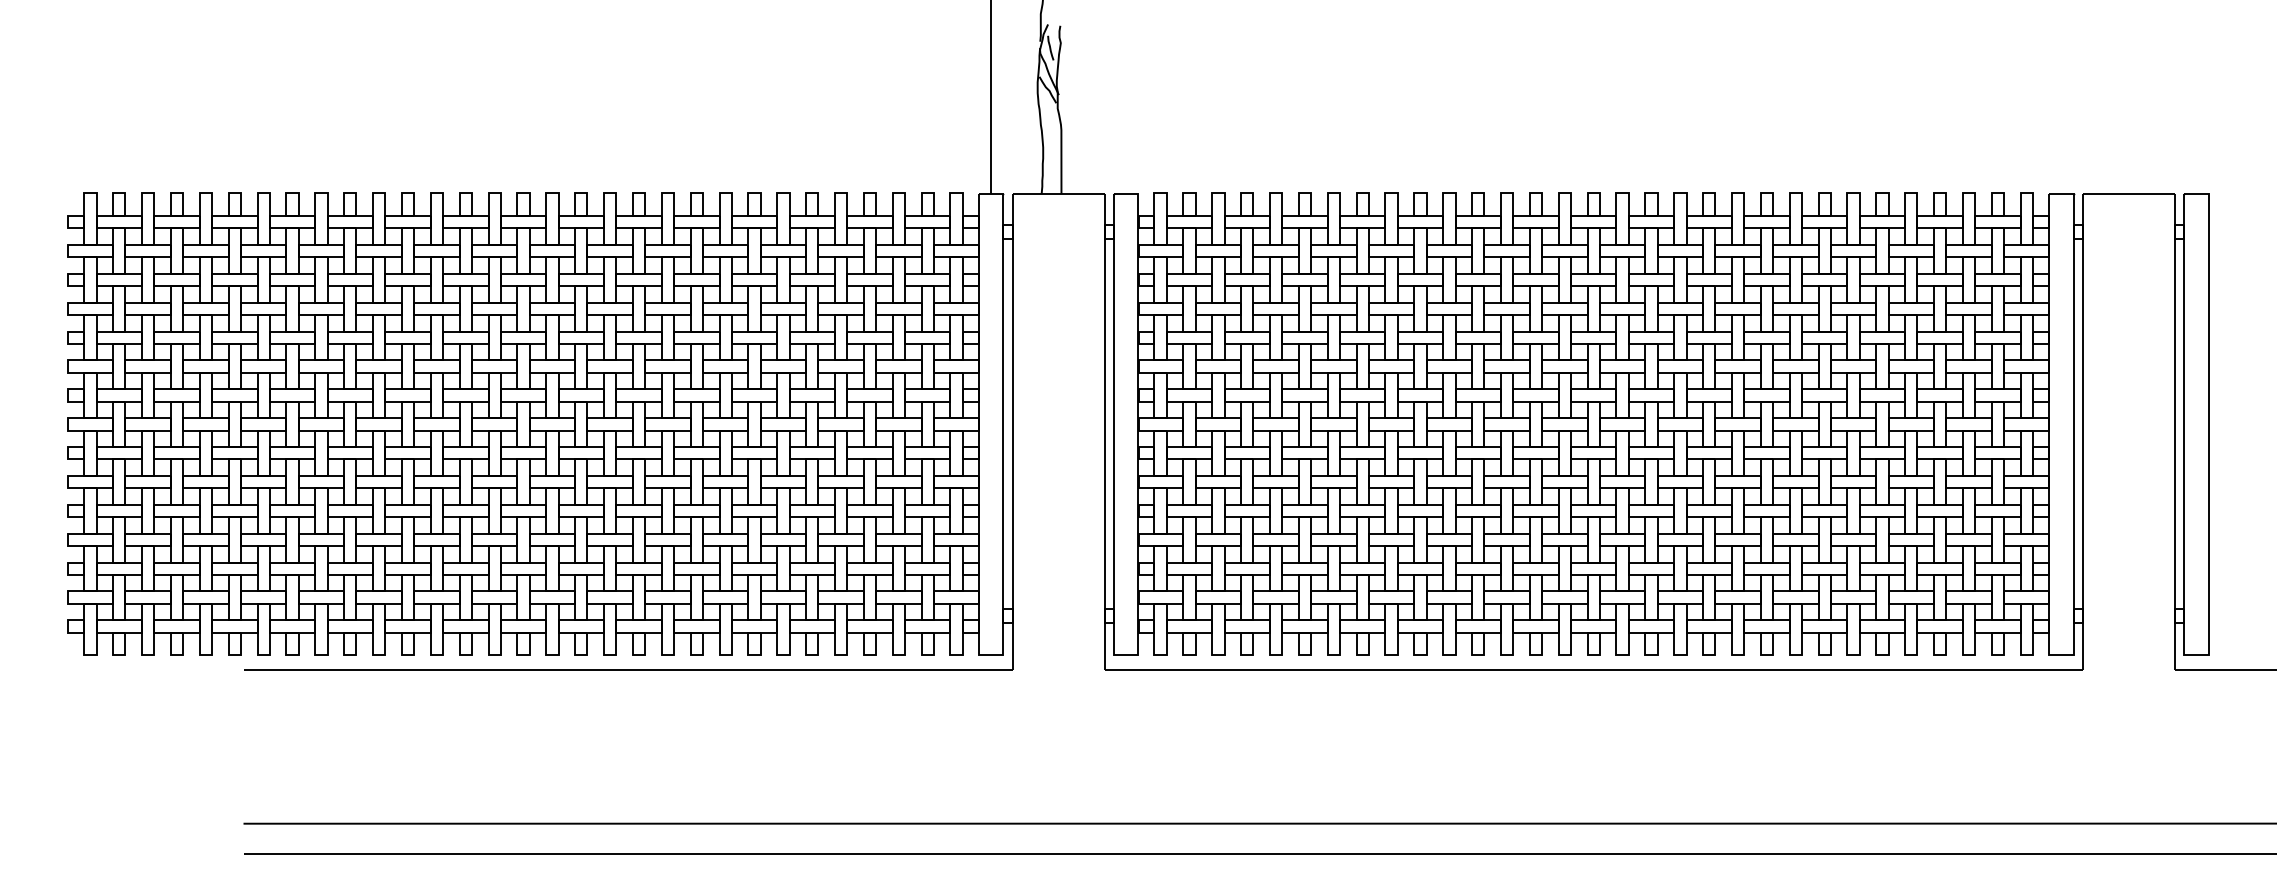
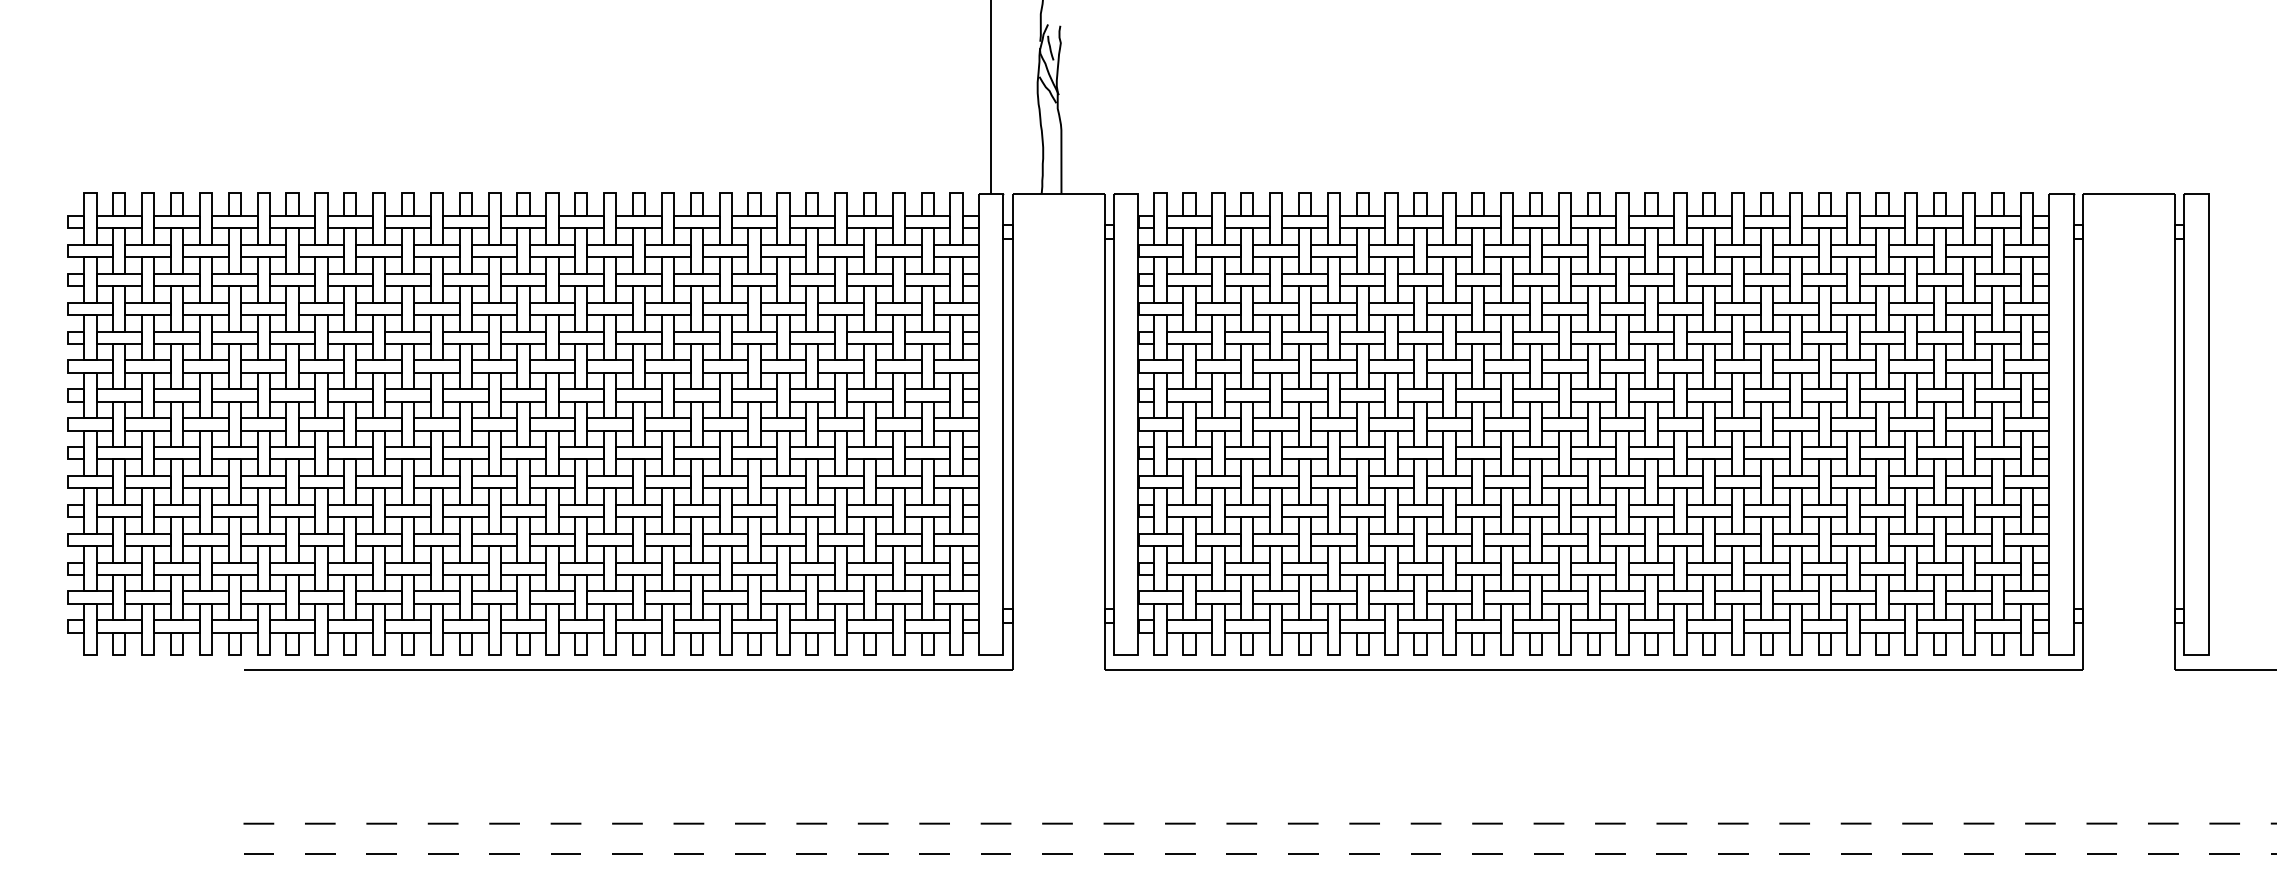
line: solid -> dashed (1260, 823)
line: solid -> dashed (1260, 854)
